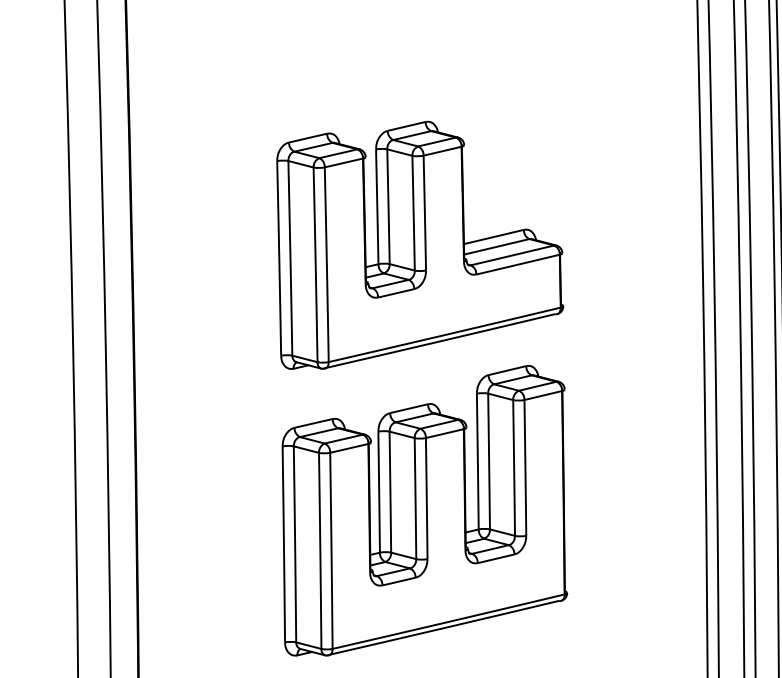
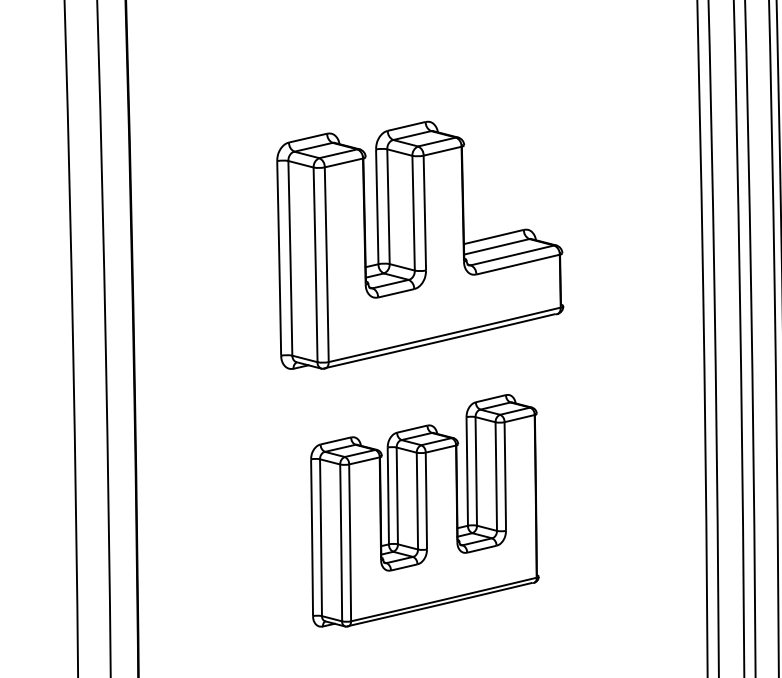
part size: 288x292 px -> 230x234 px (424, 510)
